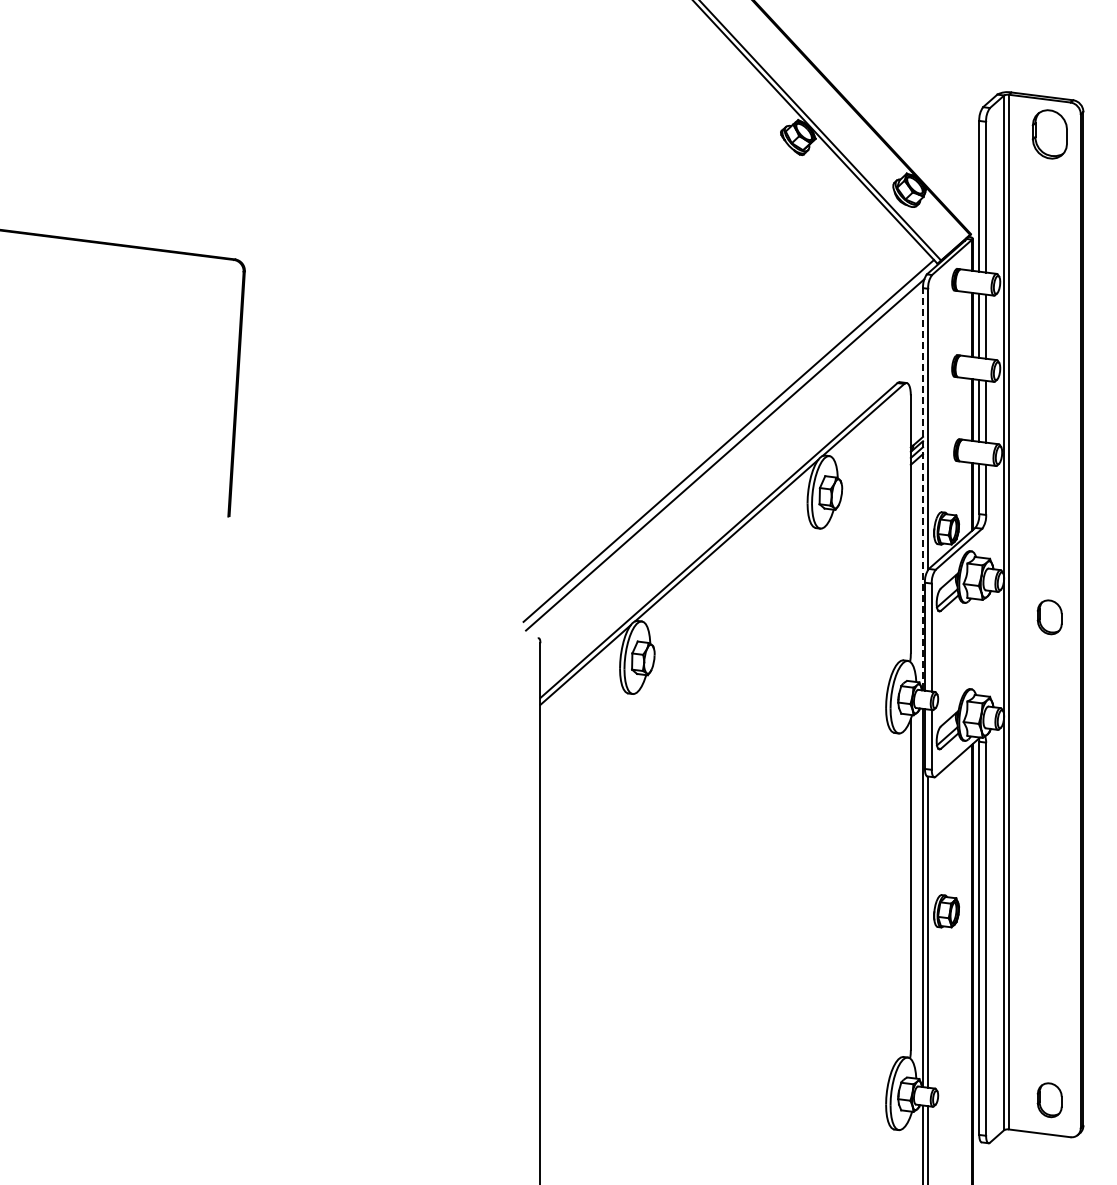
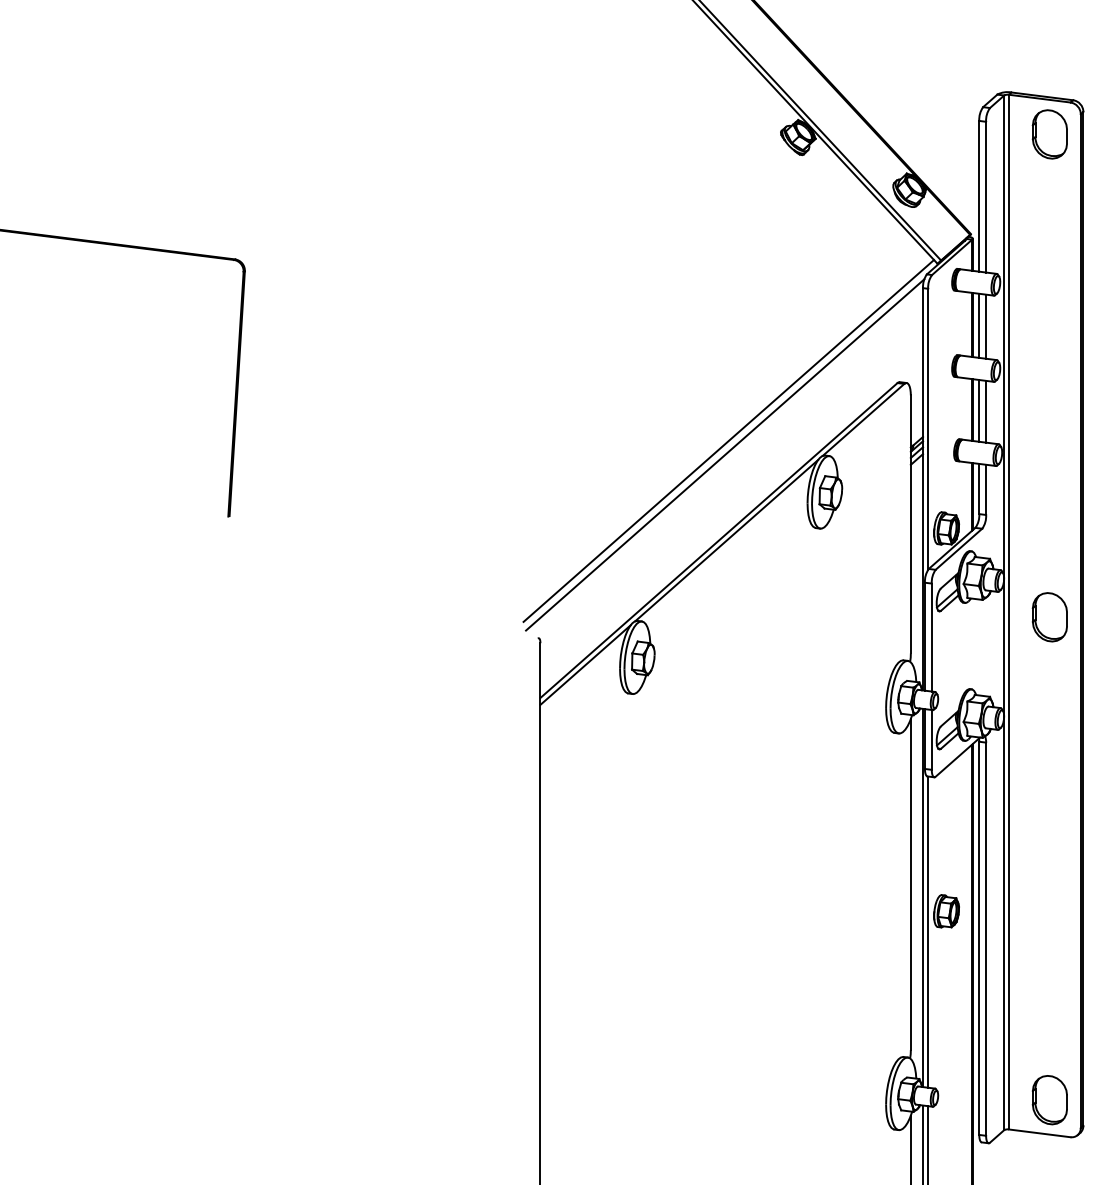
line: dashed -> solid (923, 488)
part size: 27x37 px -> 37x51 px (1049, 617)
part size: 27x37 px -> 37x51 px (1049, 1100)
line: none -> present (910, 1148)
